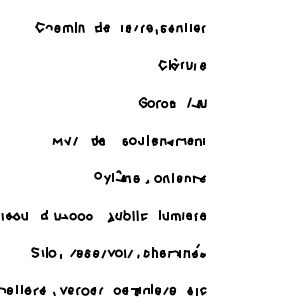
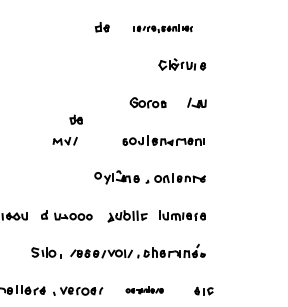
part: present -> none (59, 27)
part size: 85x12 px -> 60x10 px (162, 28)
part position: (156, 102) -> (147, 102) (147, 102)
part position: (97, 140) -> (75, 119) (75, 119)
part size: 63x13 px -> 39x9 px (144, 290)
part position: (196, 290) -> (203, 290) (203, 290)
